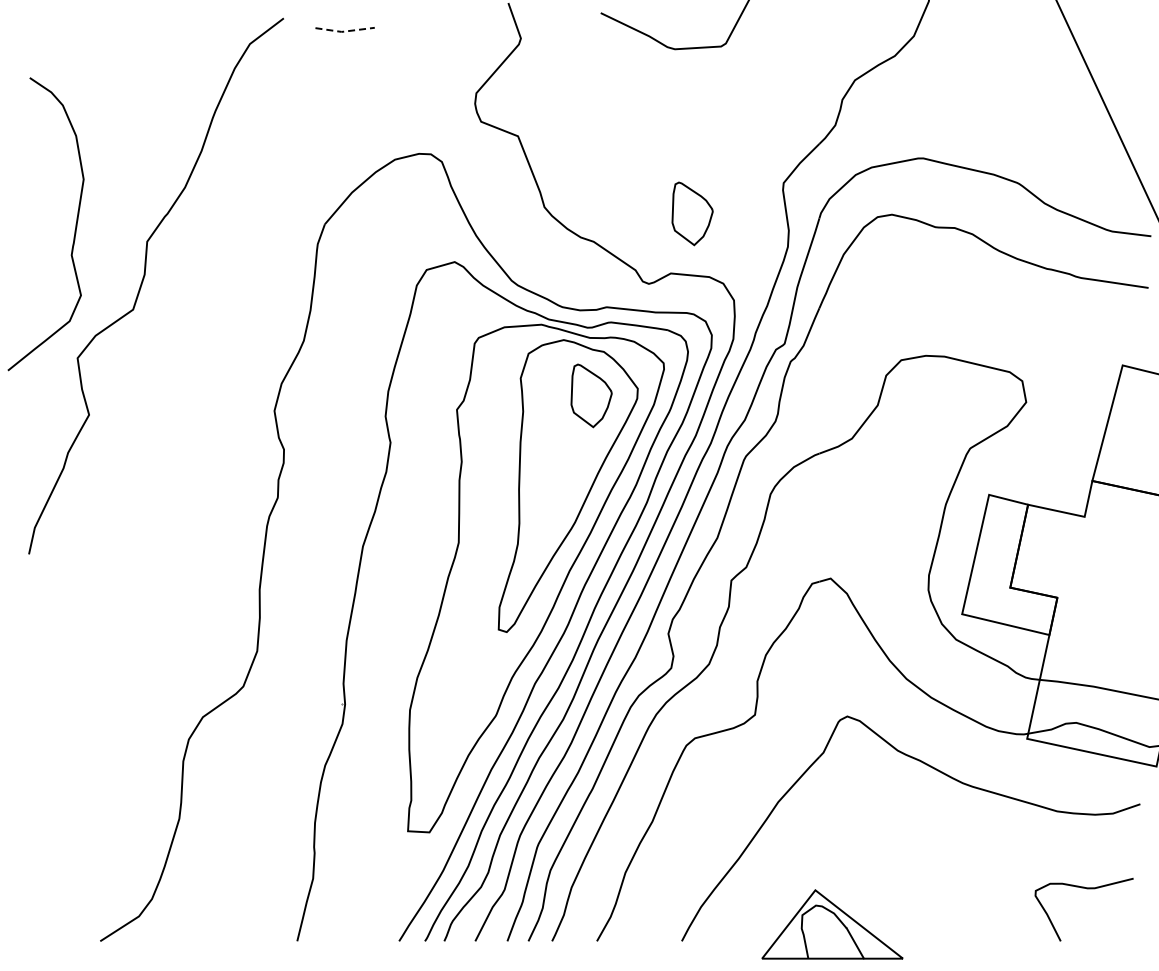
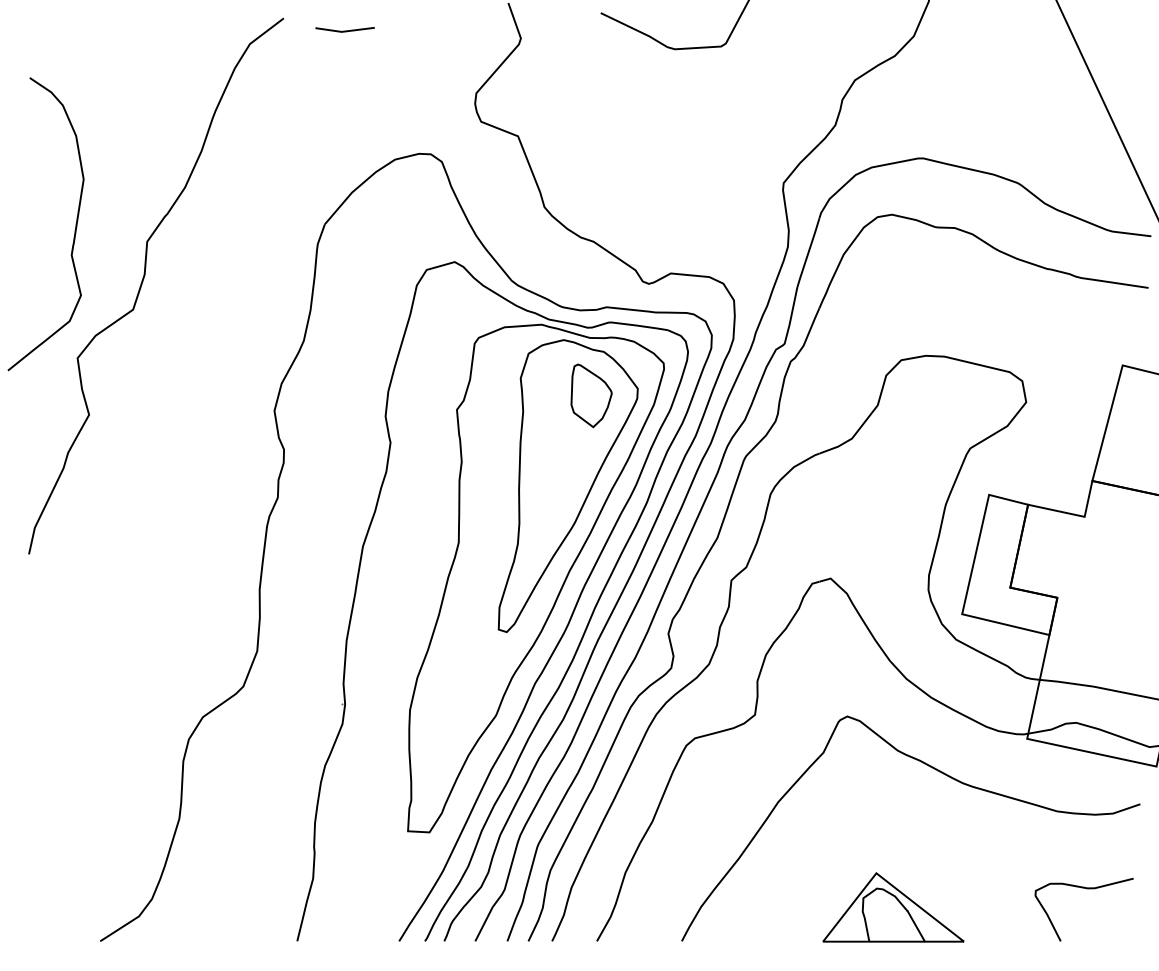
line: dashed -> solid (344, 31)
part: present -> none (692, 213)
part position: (832, 924) -> (893, 907) (893, 907)
